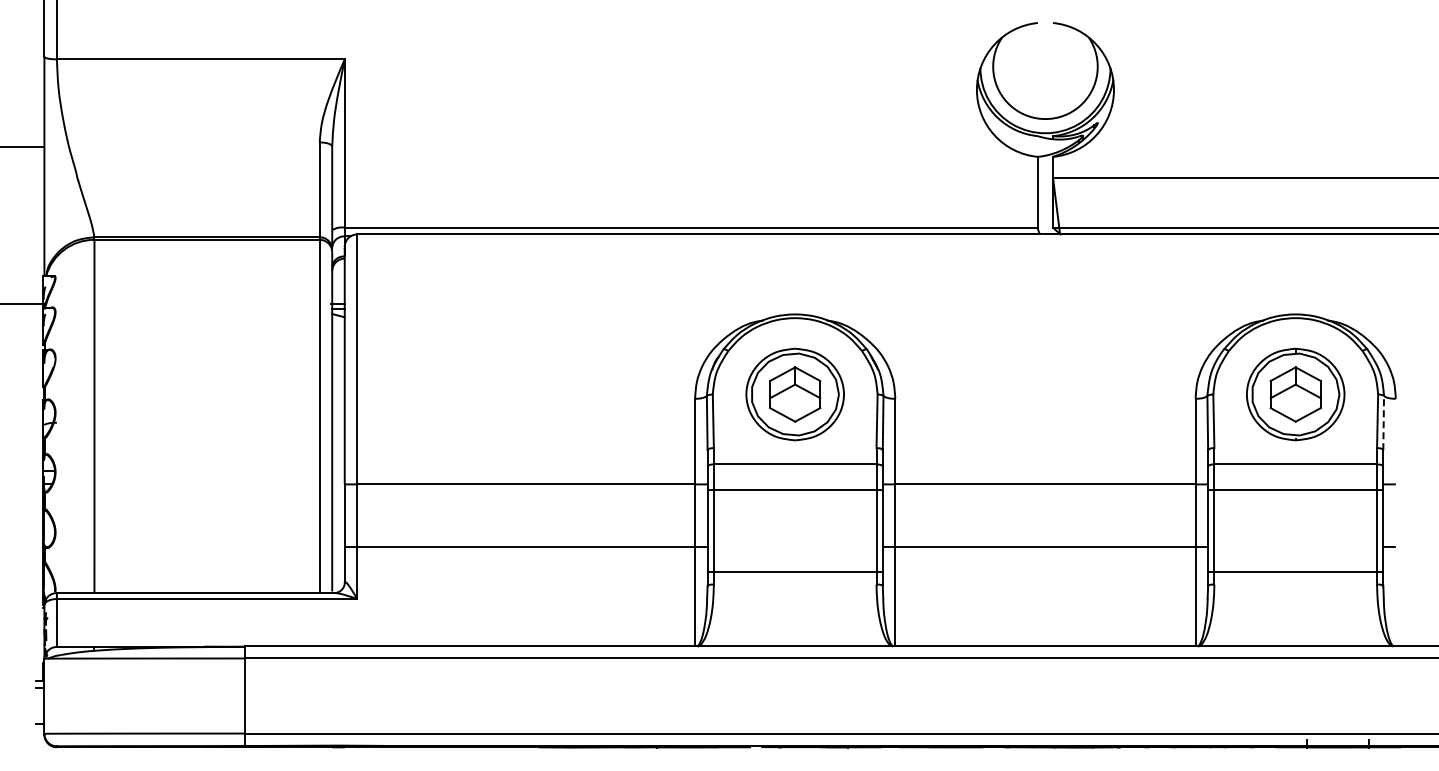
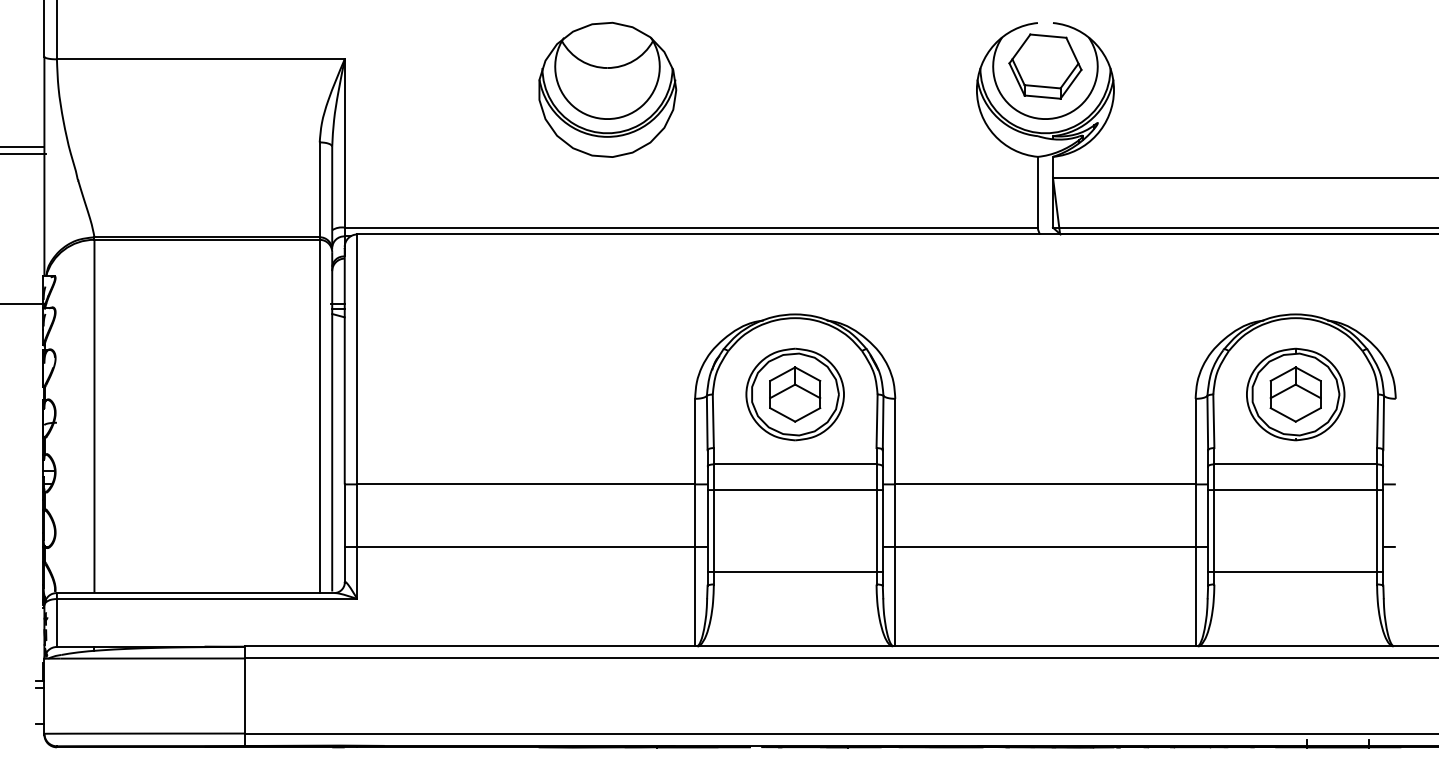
part: none -> present (1045, 66)
part: none -> present (607, 89)
line: none -> present (24, 154)
line: dashed -> solid (1383, 422)
